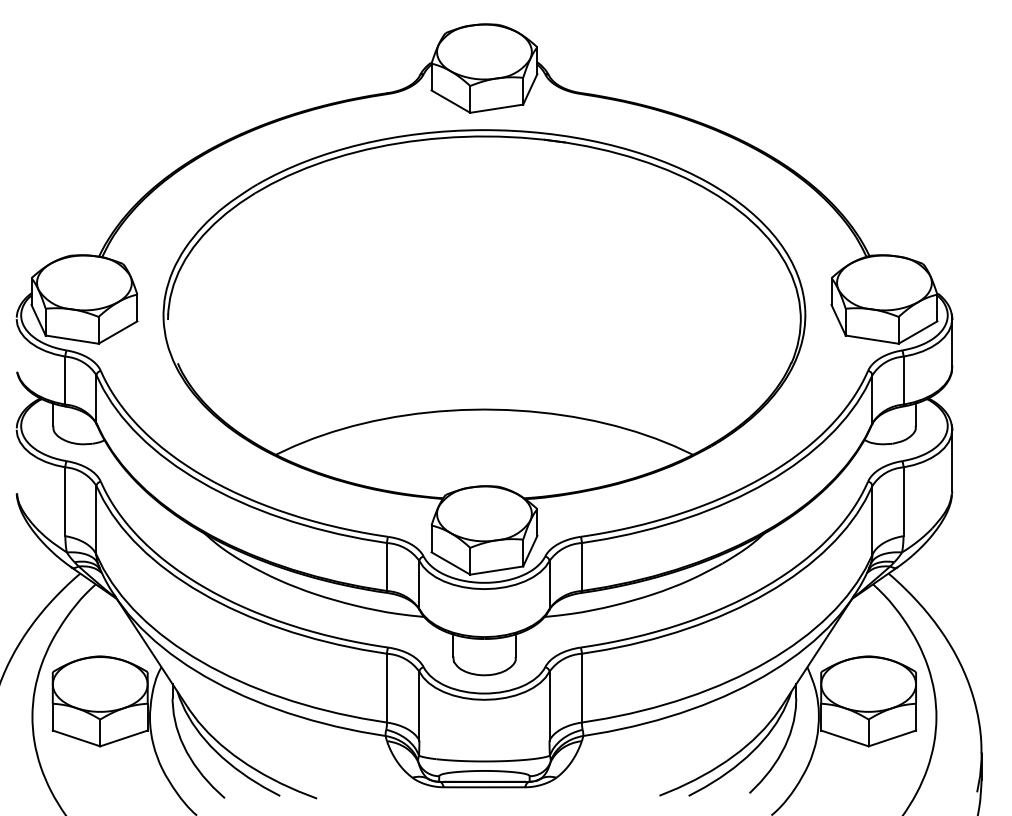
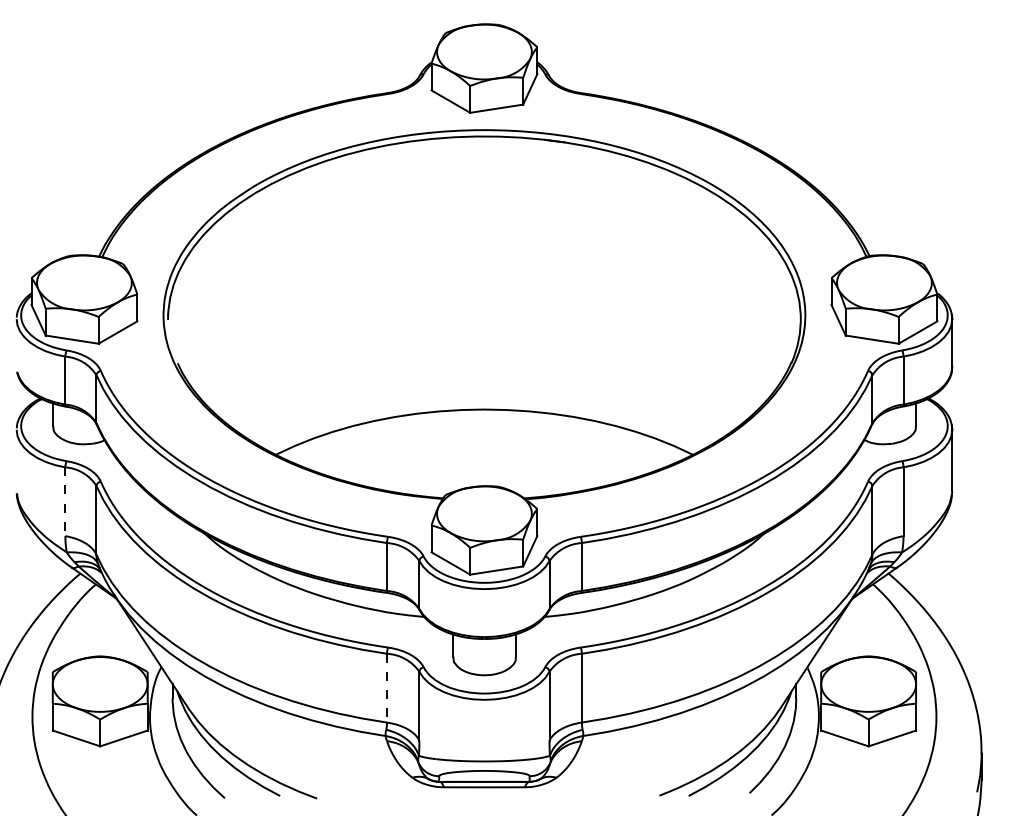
line: solid -> dashed (65, 502)
line: solid -> dashed (387, 688)
